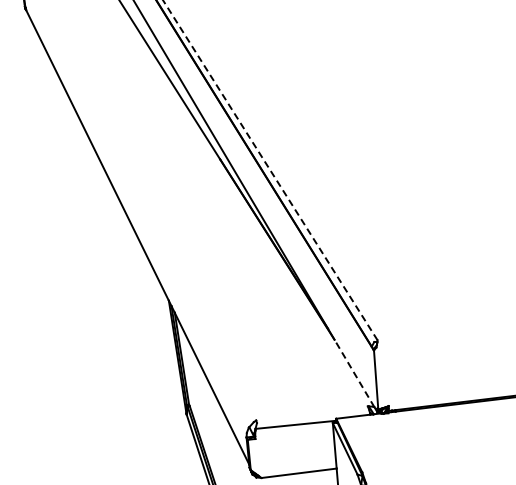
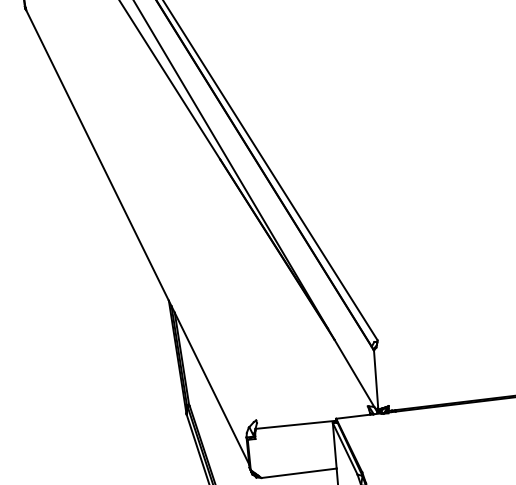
line: dashed -> solid (270, 170)
line: dashed -> solid (354, 373)
